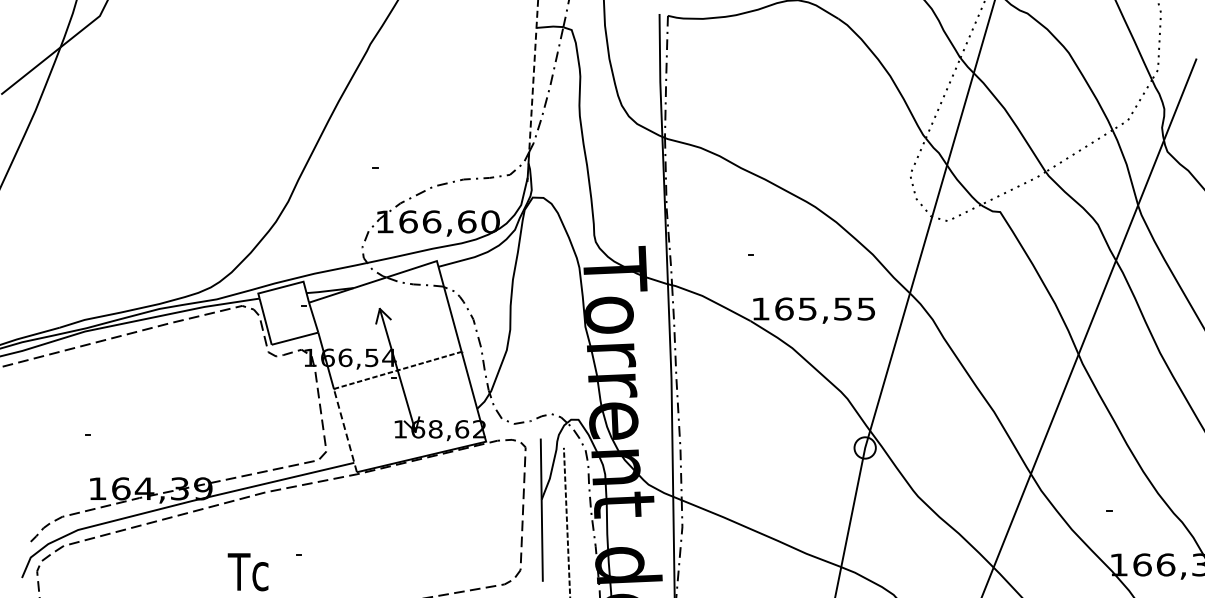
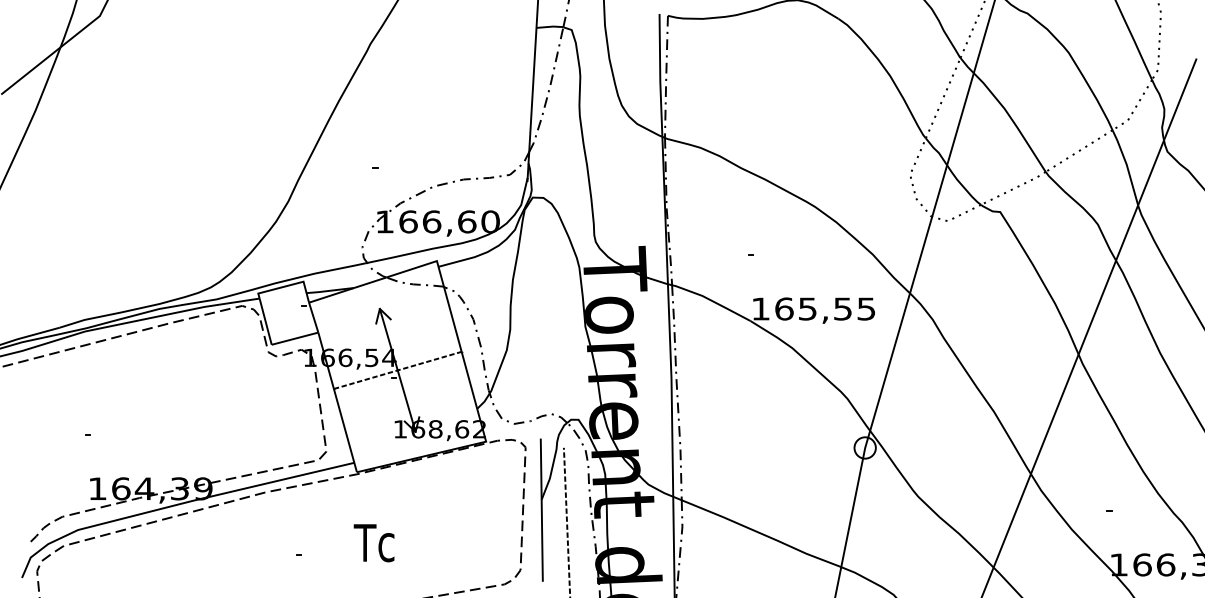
line: dashed -> solid (533, 76)
line: dashed -> solid (345, 430)
text position: (247, 572) -> (373, 543) (373, 543)
